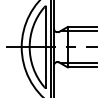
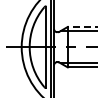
line: solid -> dashed (82, 26)
